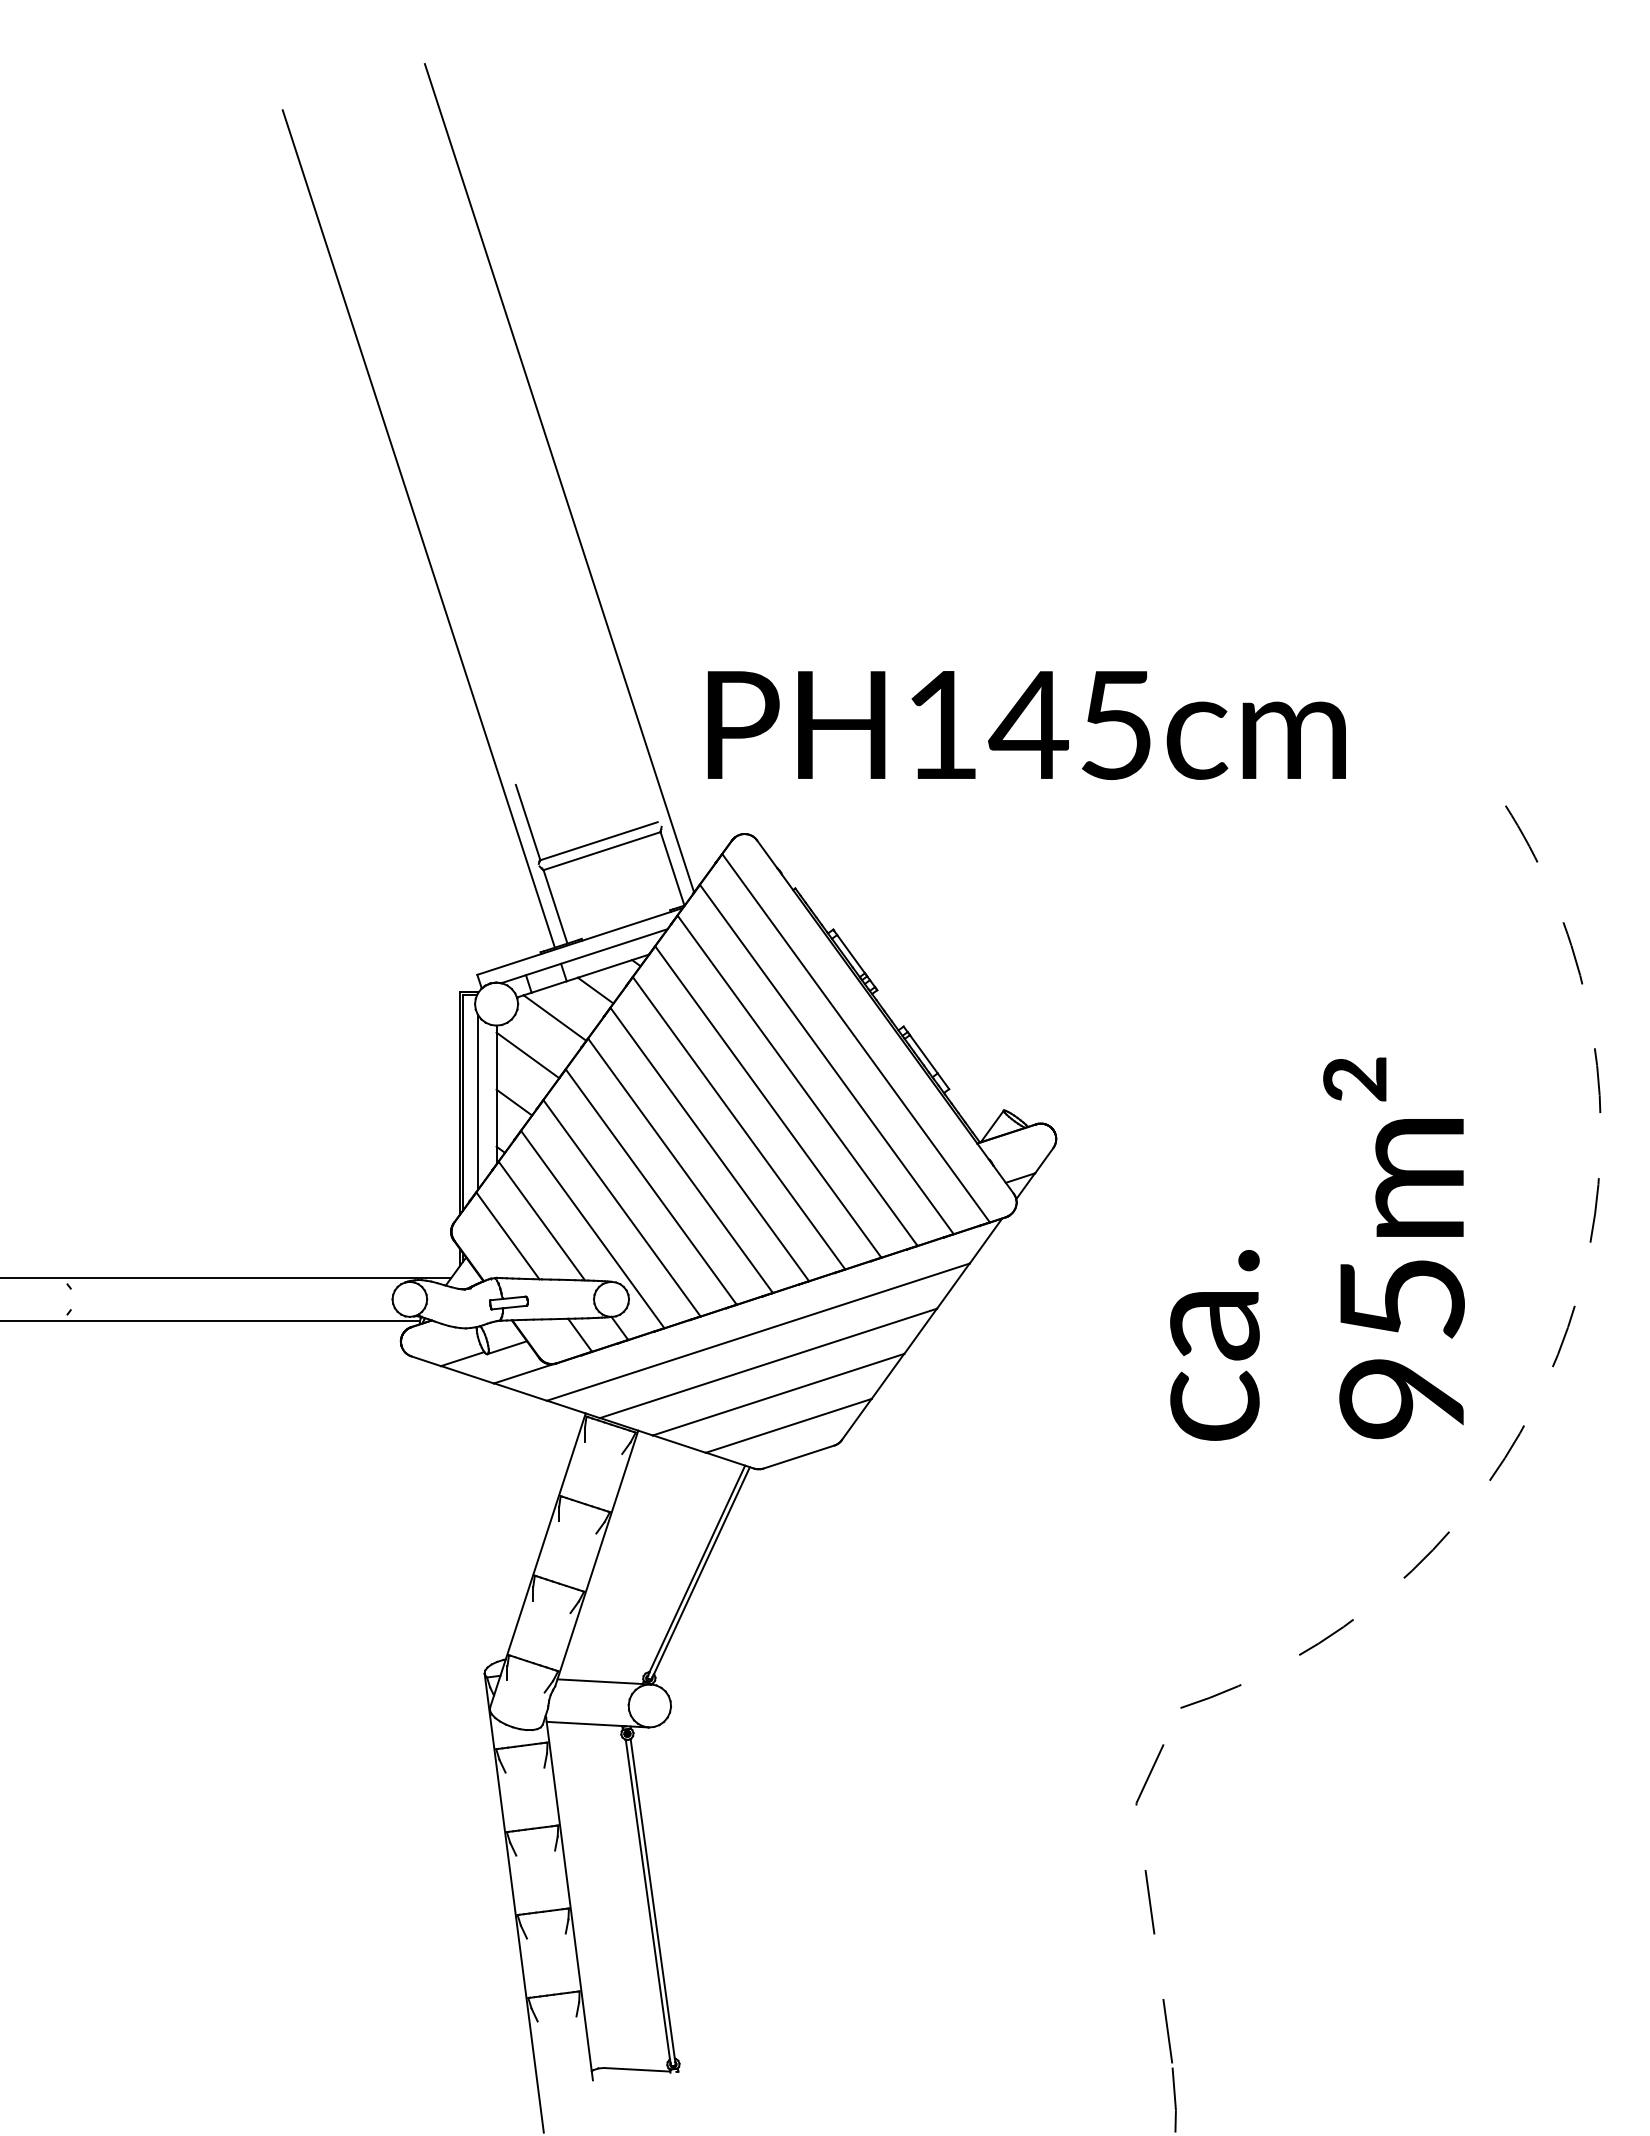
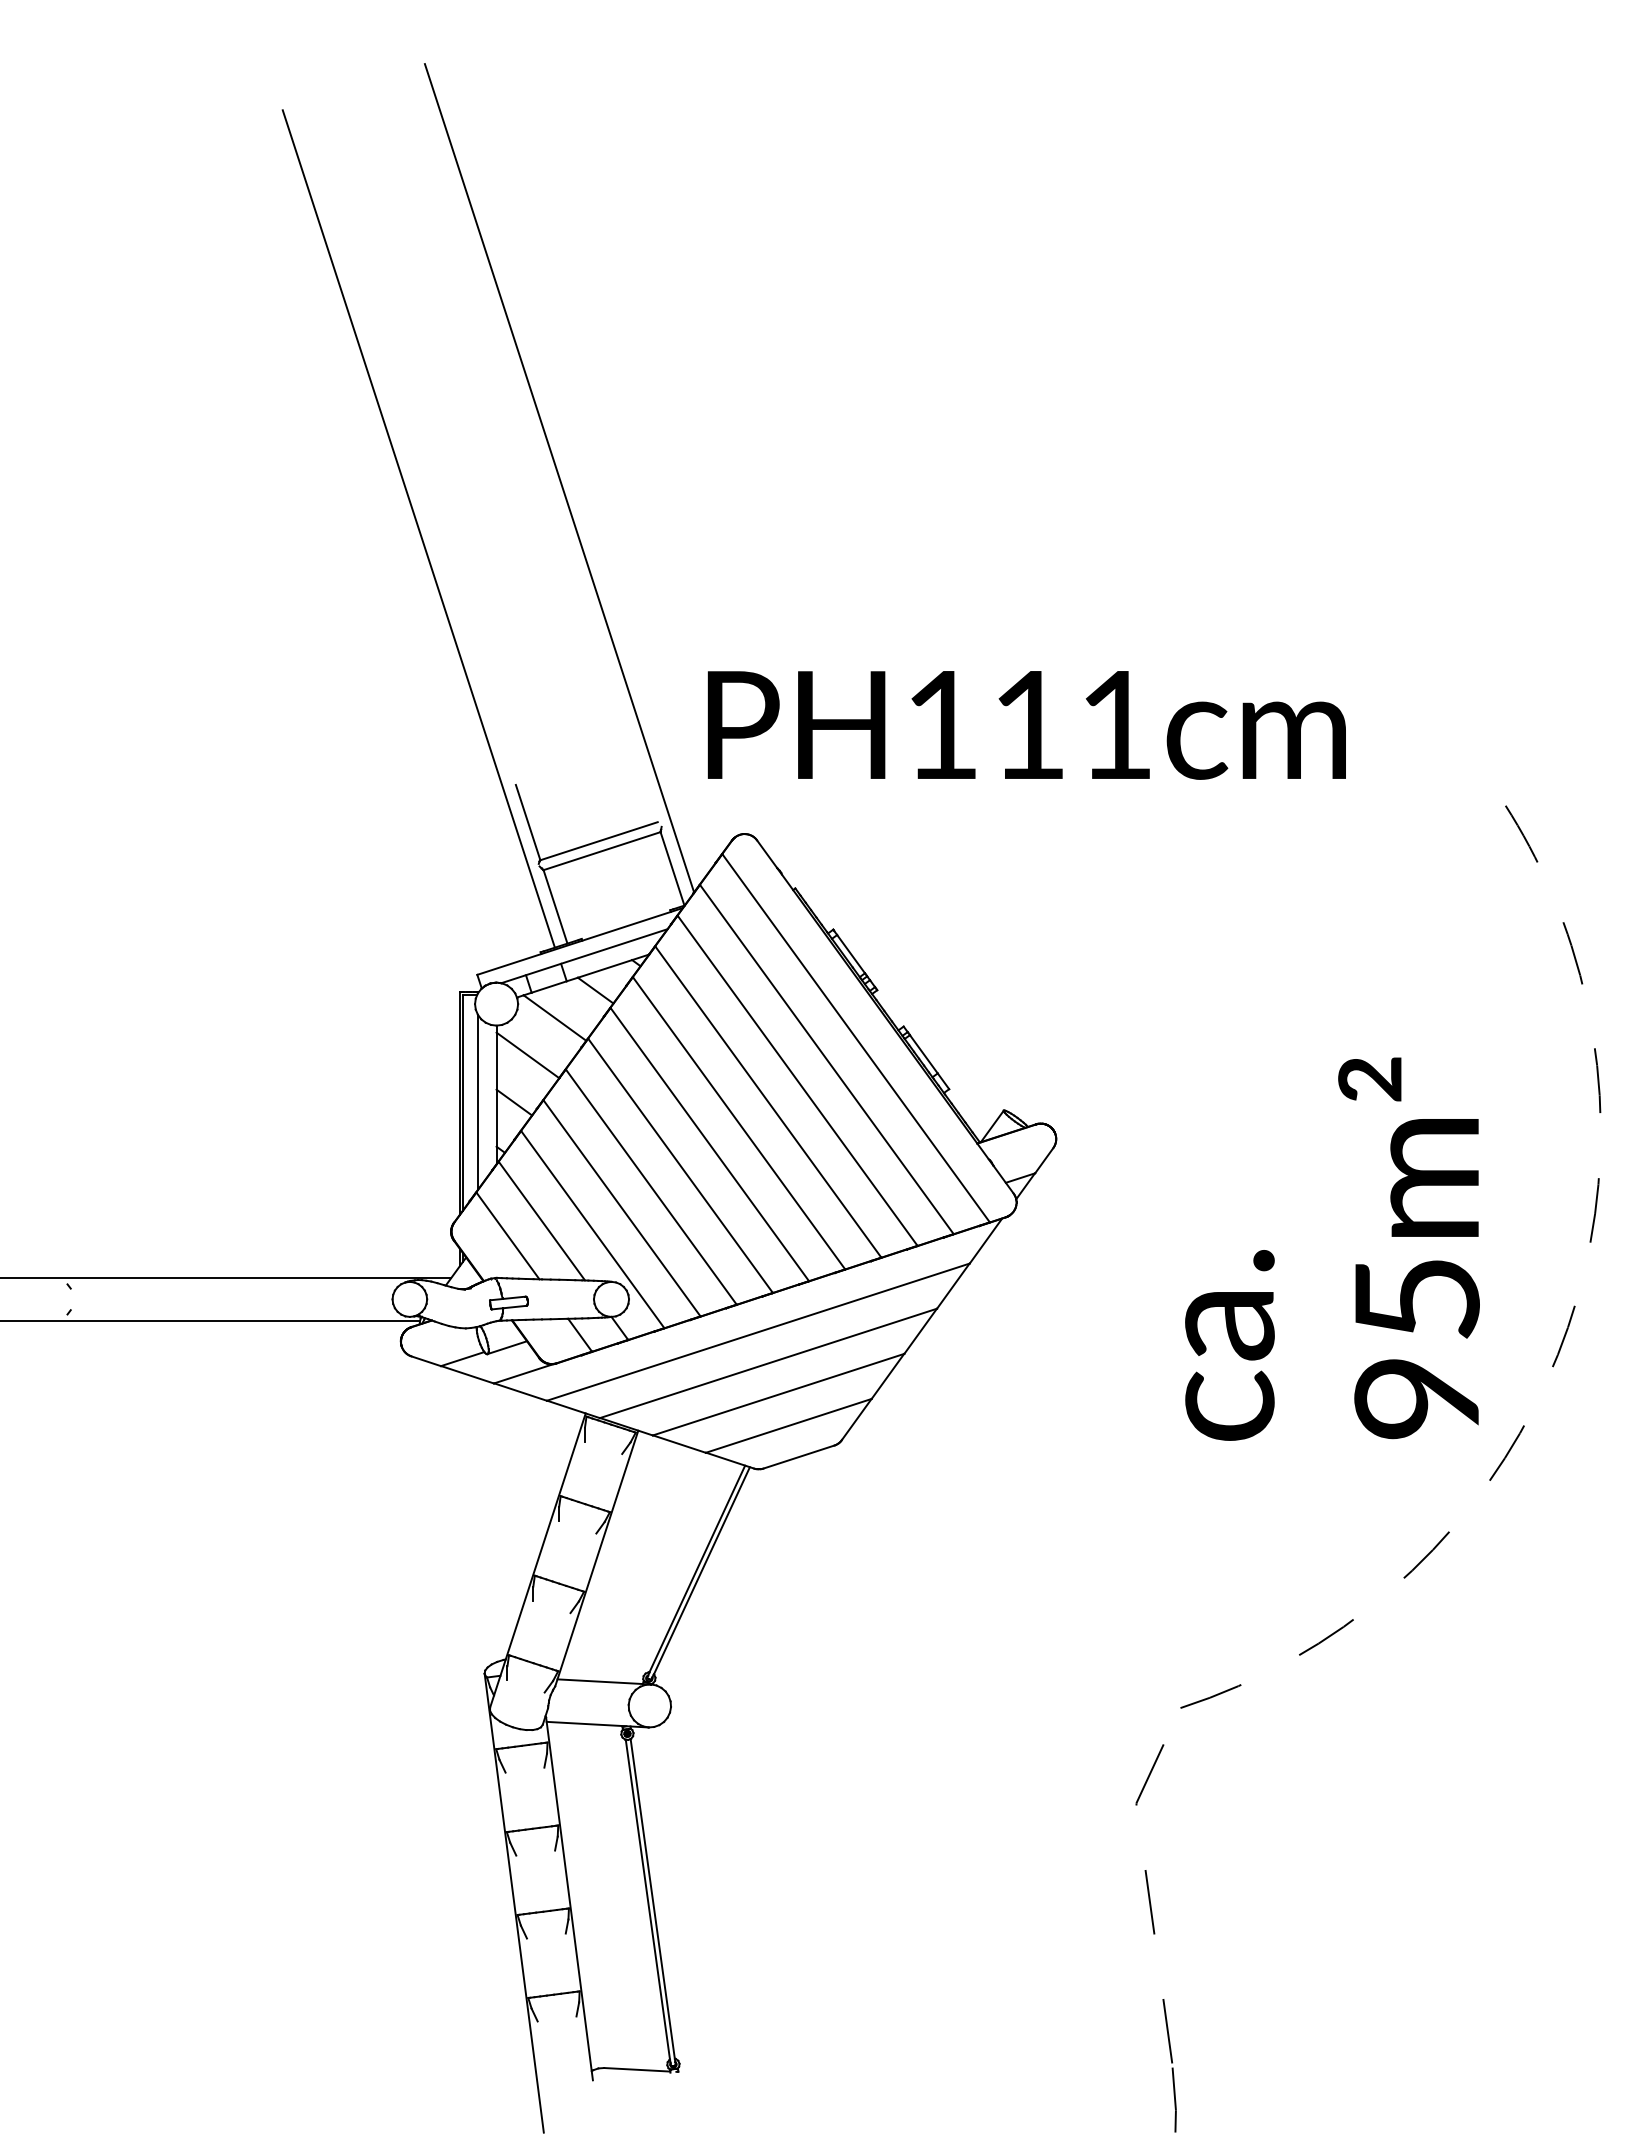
text: PH145cm -> PH111cm (1069, 725)
text position: (1317, 1248) -> (1332, 1248) (1332, 1248)
